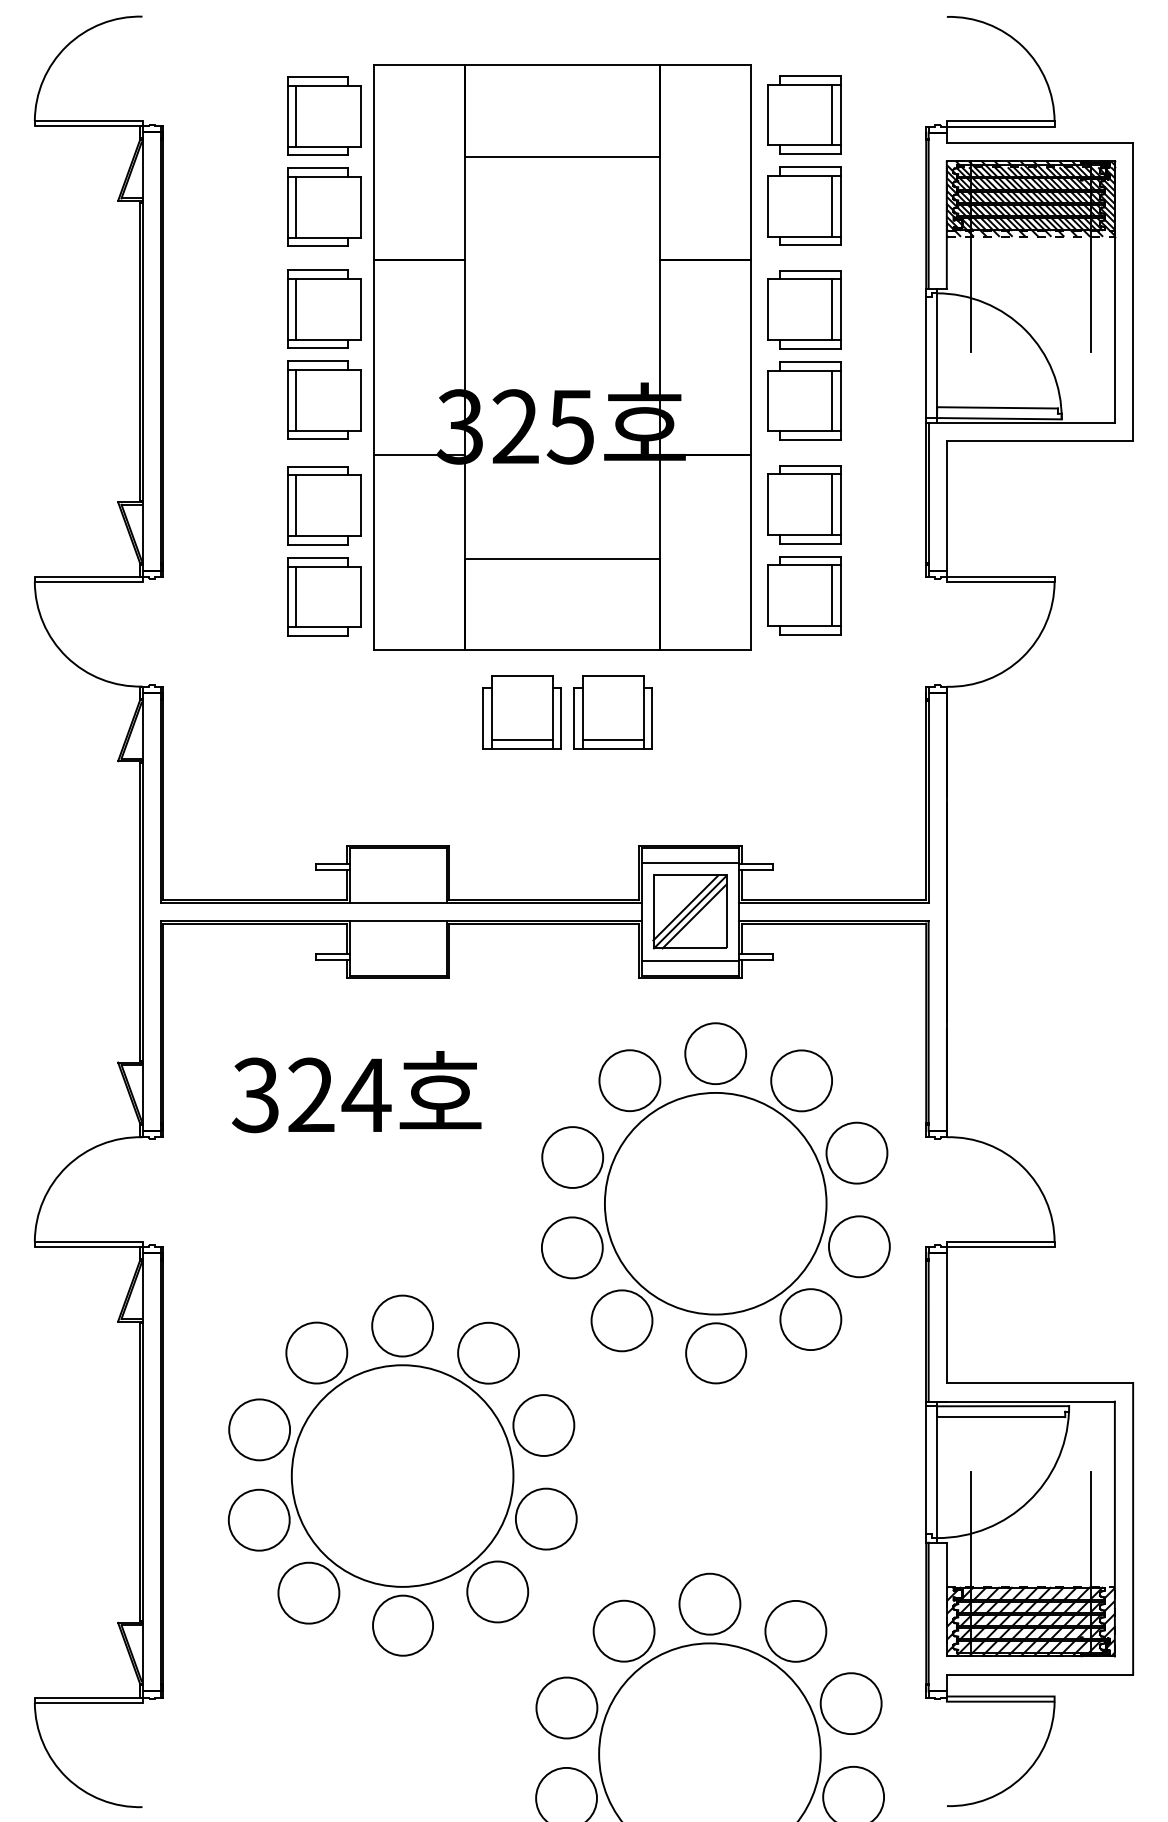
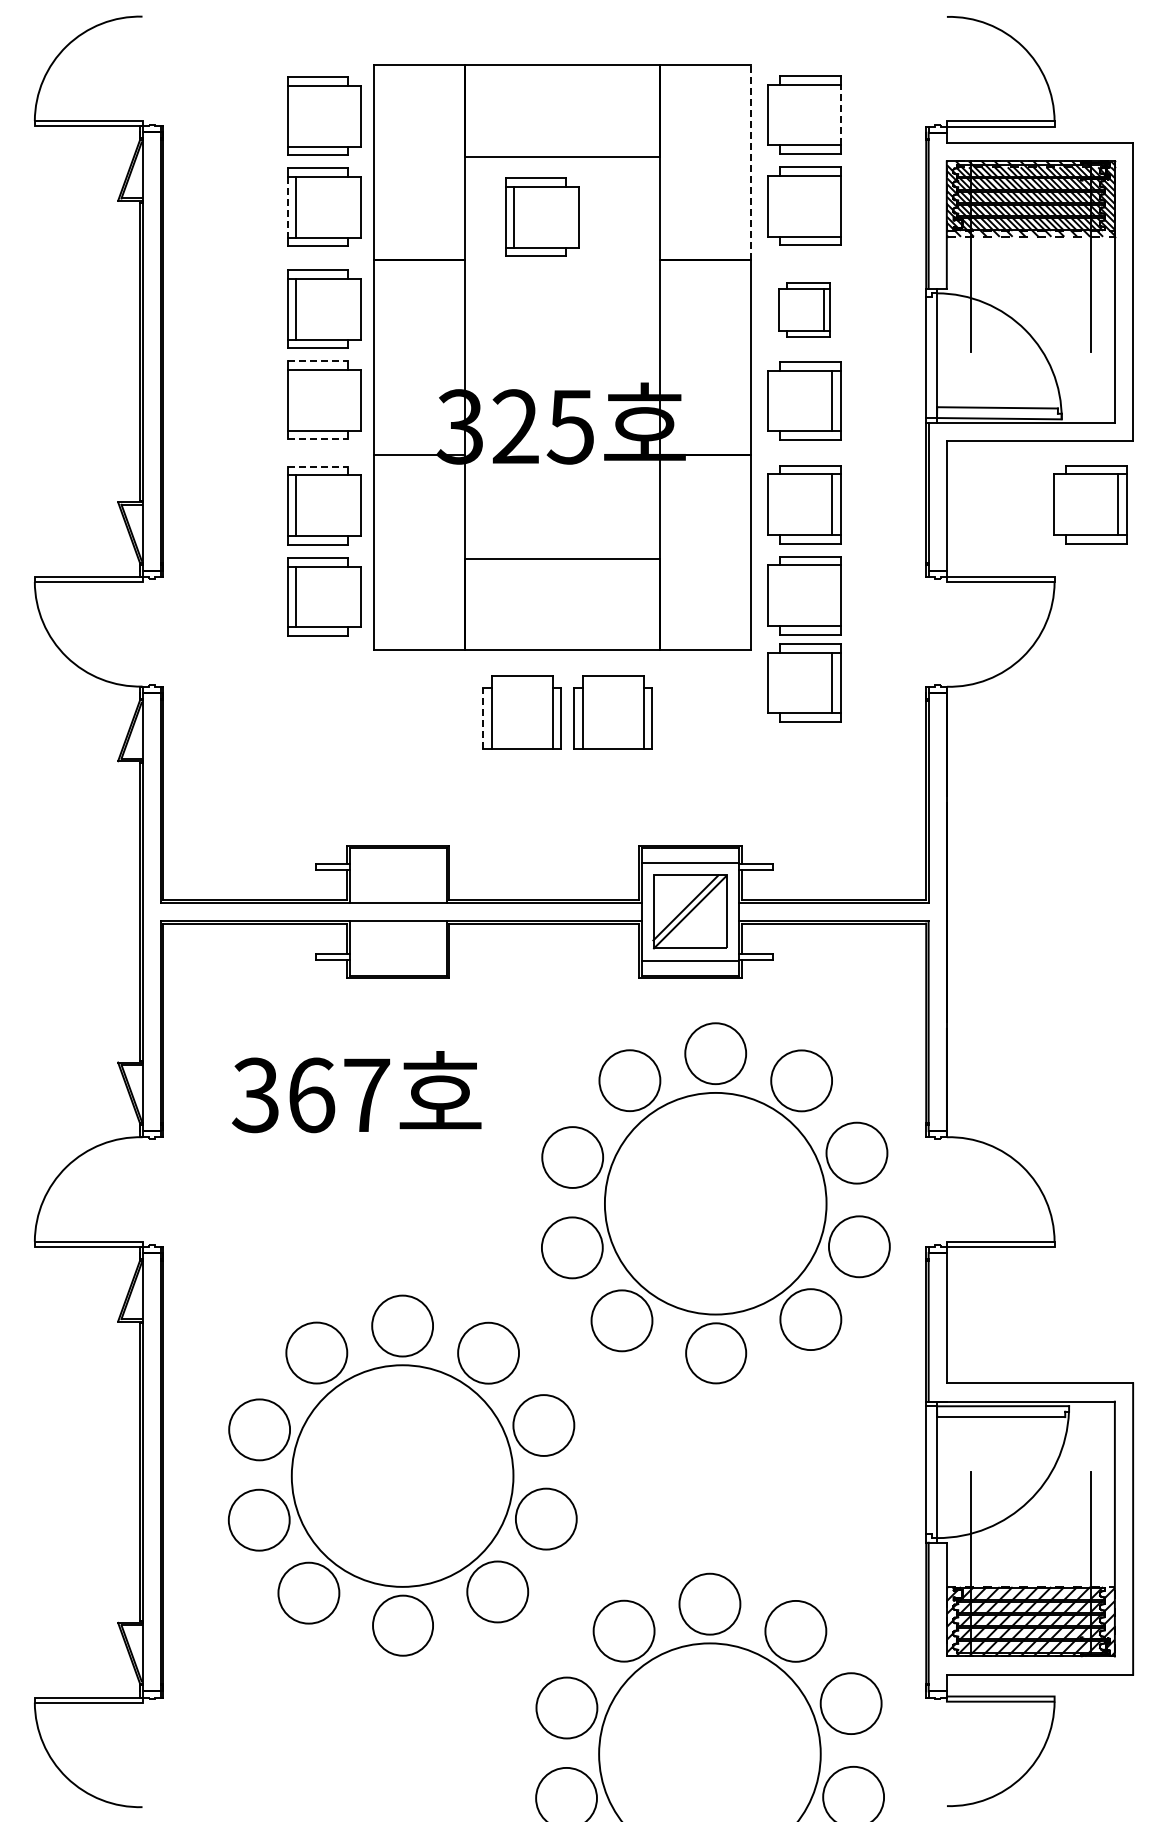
line: present -> none (832, 114)
line: solid -> dashed (841, 114)
line: present -> none (296, 115)
line: solid -> dashed (751, 162)
line: present -> none (832, 205)
line: solid -> dashed (287, 207)
part: none -> present (542, 216)
part size: 75x80 px -> 53x56 px (804, 309)
line: solid -> dashed (318, 361)
line: present -> none (296, 400)
line: solid -> dashed (318, 439)
line: solid -> dashed (318, 466)
part: none -> present (1090, 504)
line: present -> none (832, 595)
part: none -> present (804, 682)
line: solid -> dashed (483, 717)
line: present -> none (521, 739)
line: present -> none (612, 739)
line: present -> none (694, 916)
text: 324 -> 367 (339, 1095)
